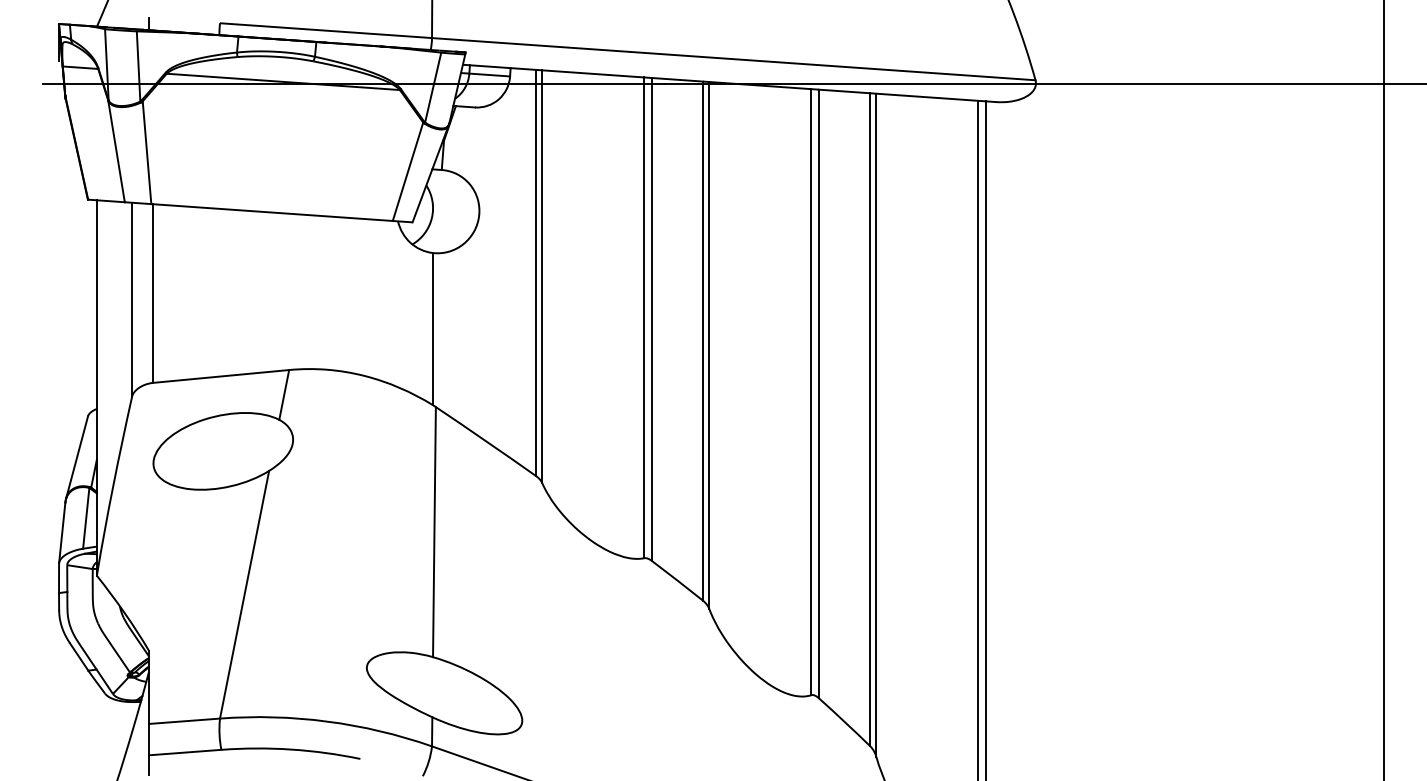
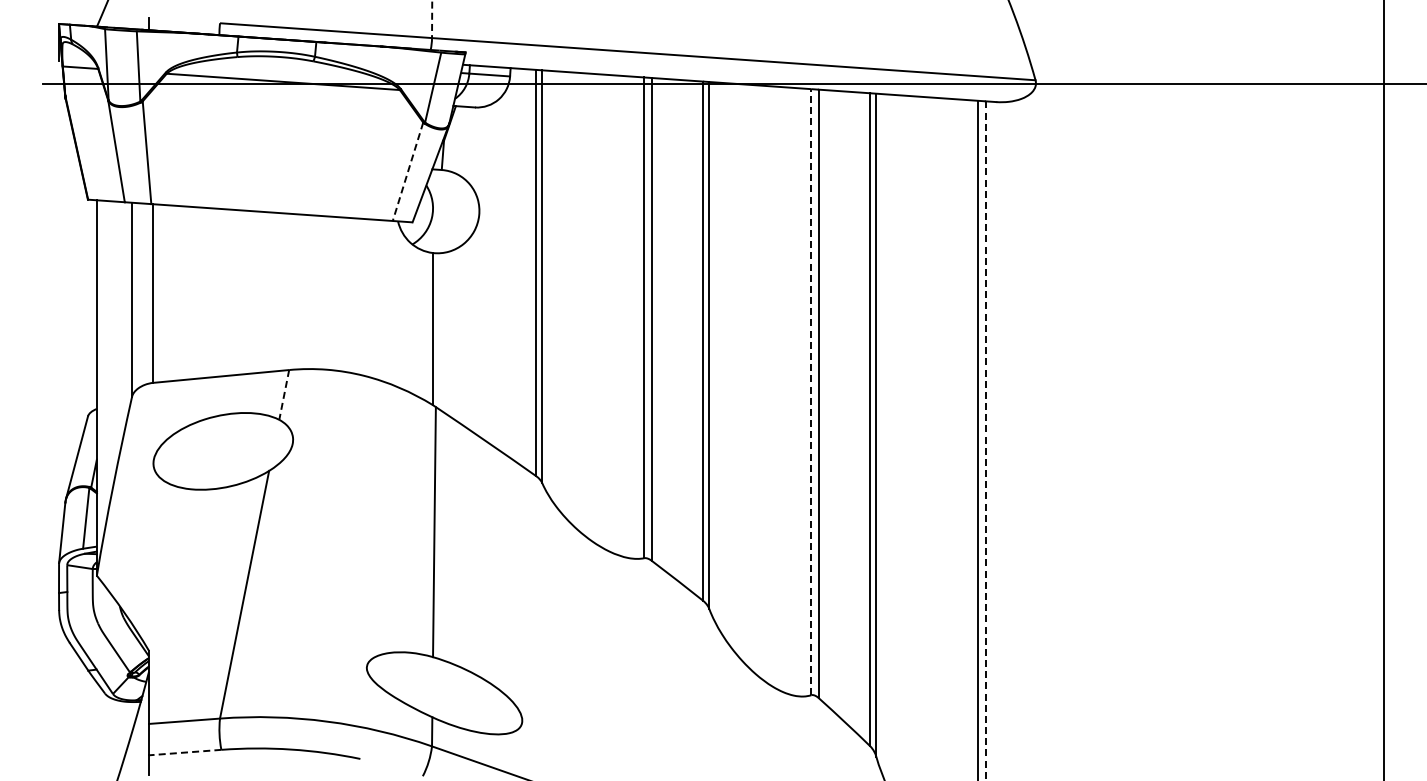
line: solid -> dashed (432, 19)
line: solid -> dashed (408, 171)
line: solid -> dashed (811, 391)
line: solid -> dashed (284, 395)
line: solid -> dashed (985, 441)
line: solid -> dashed (184, 752)
